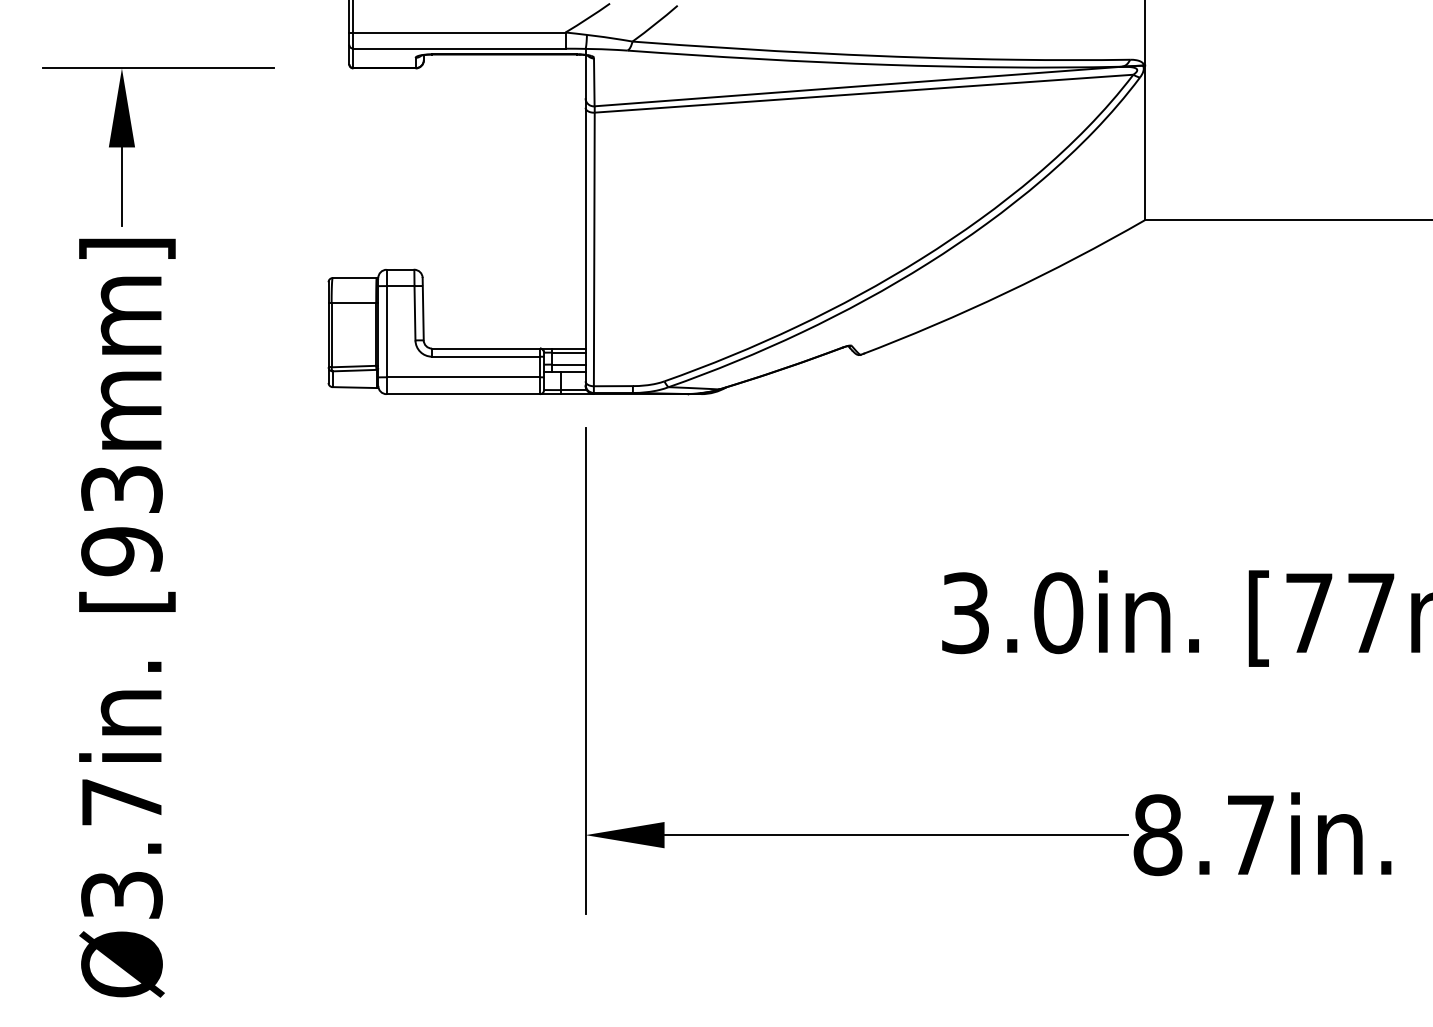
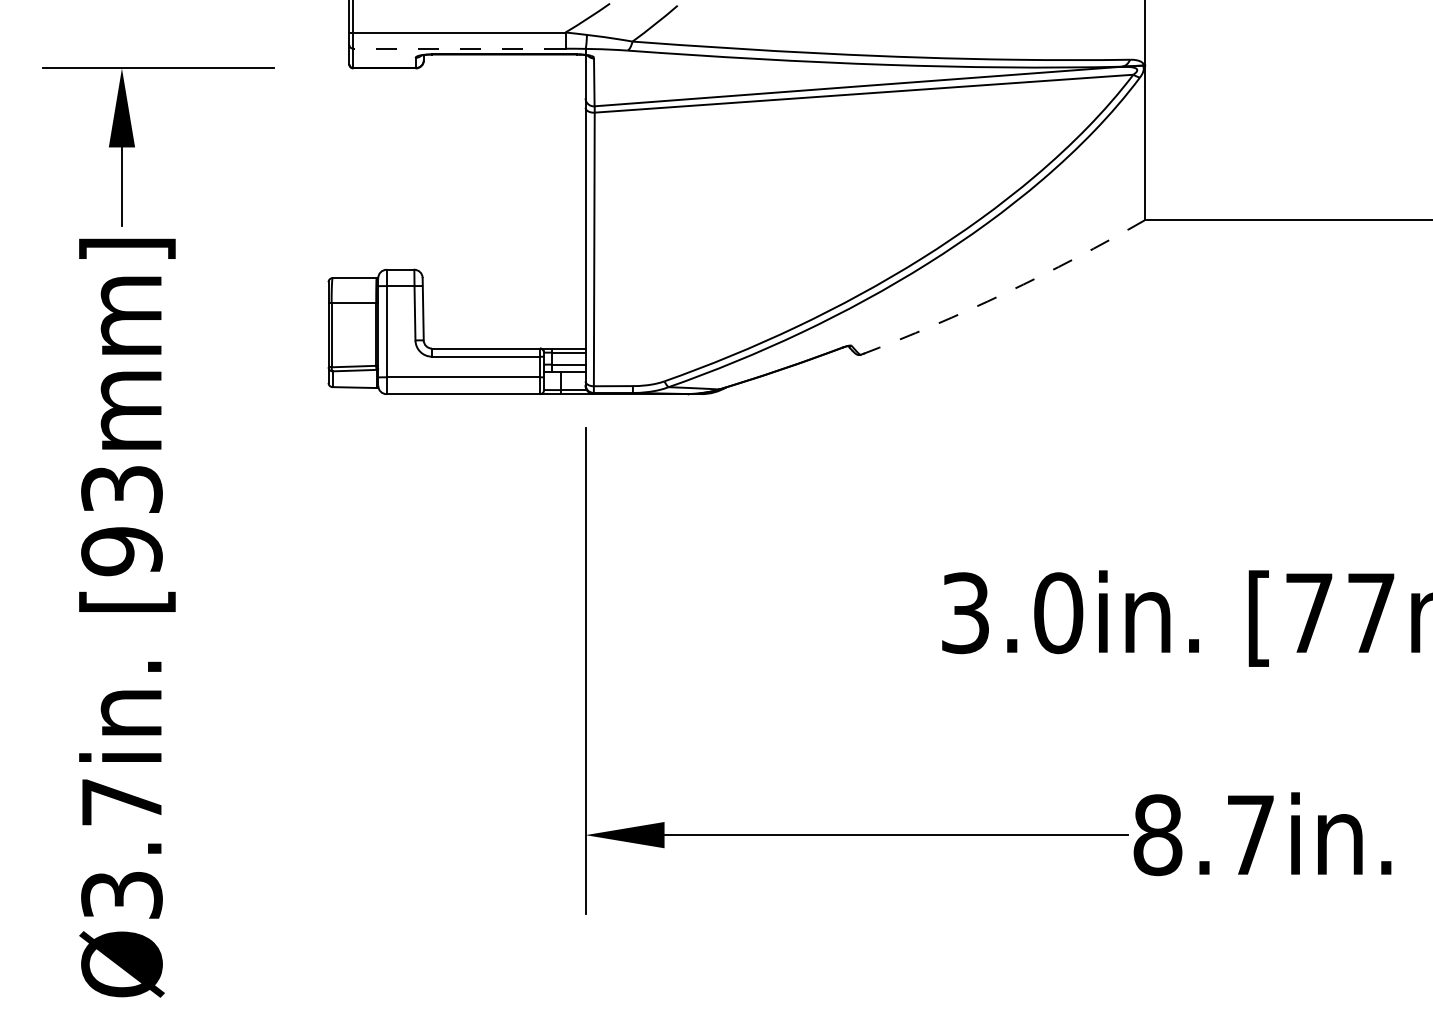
line: solid -> dashed (458, 48)
arc: solid -> dashed (1005, 293)
